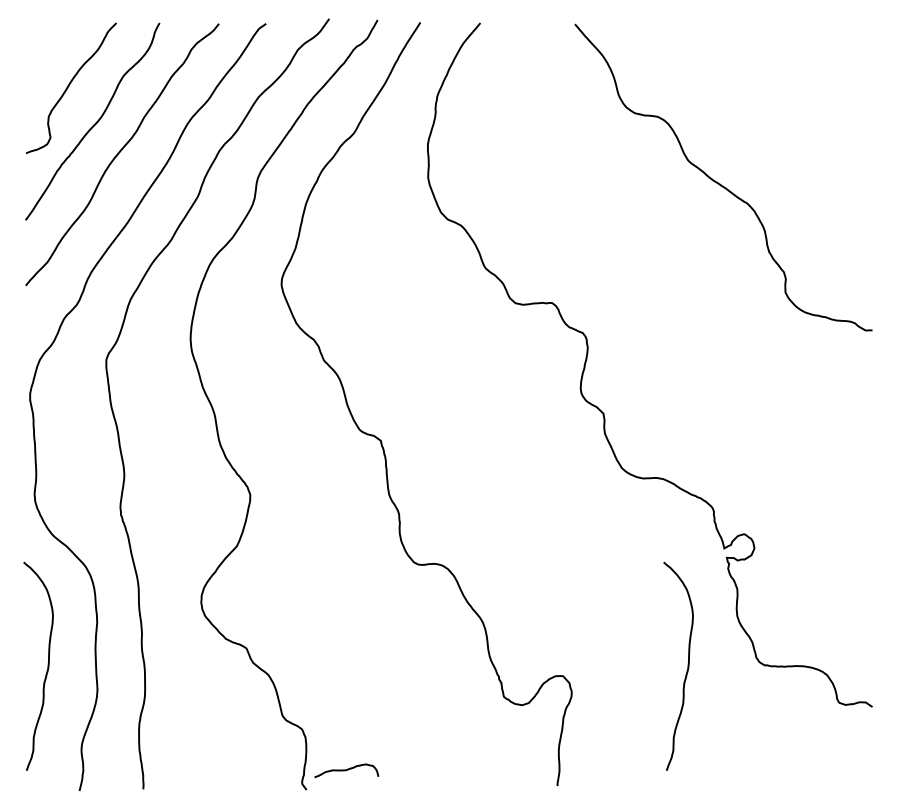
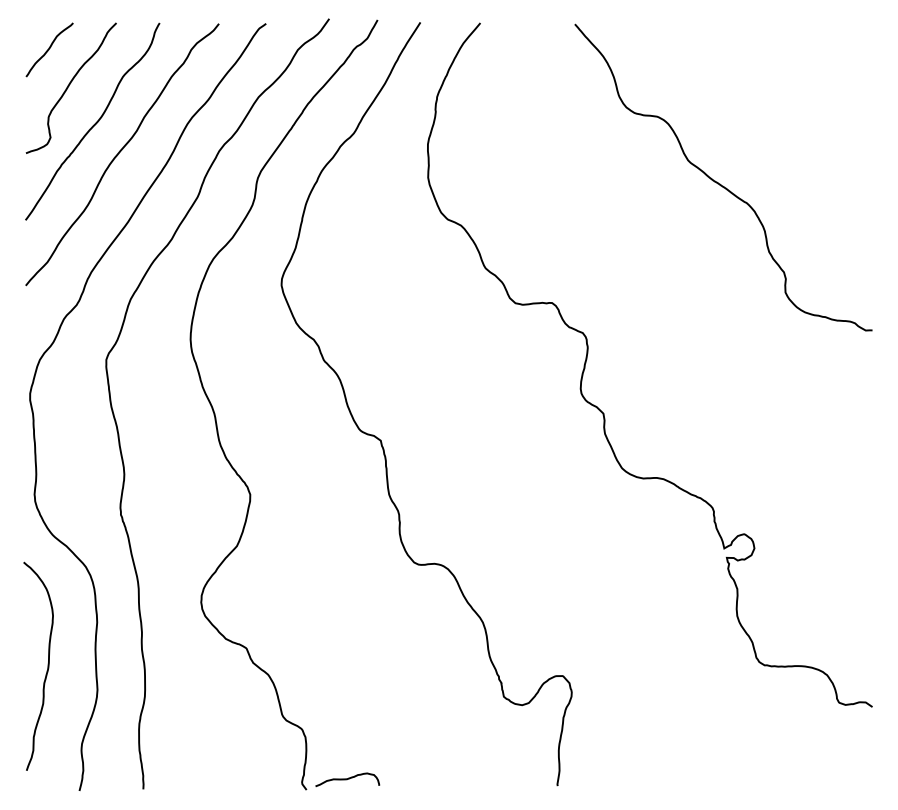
curve: none -> present (49, 49)
curve: present -> none (687, 665)
curve position: (346, 770) -> (347, 779) (347, 779)
